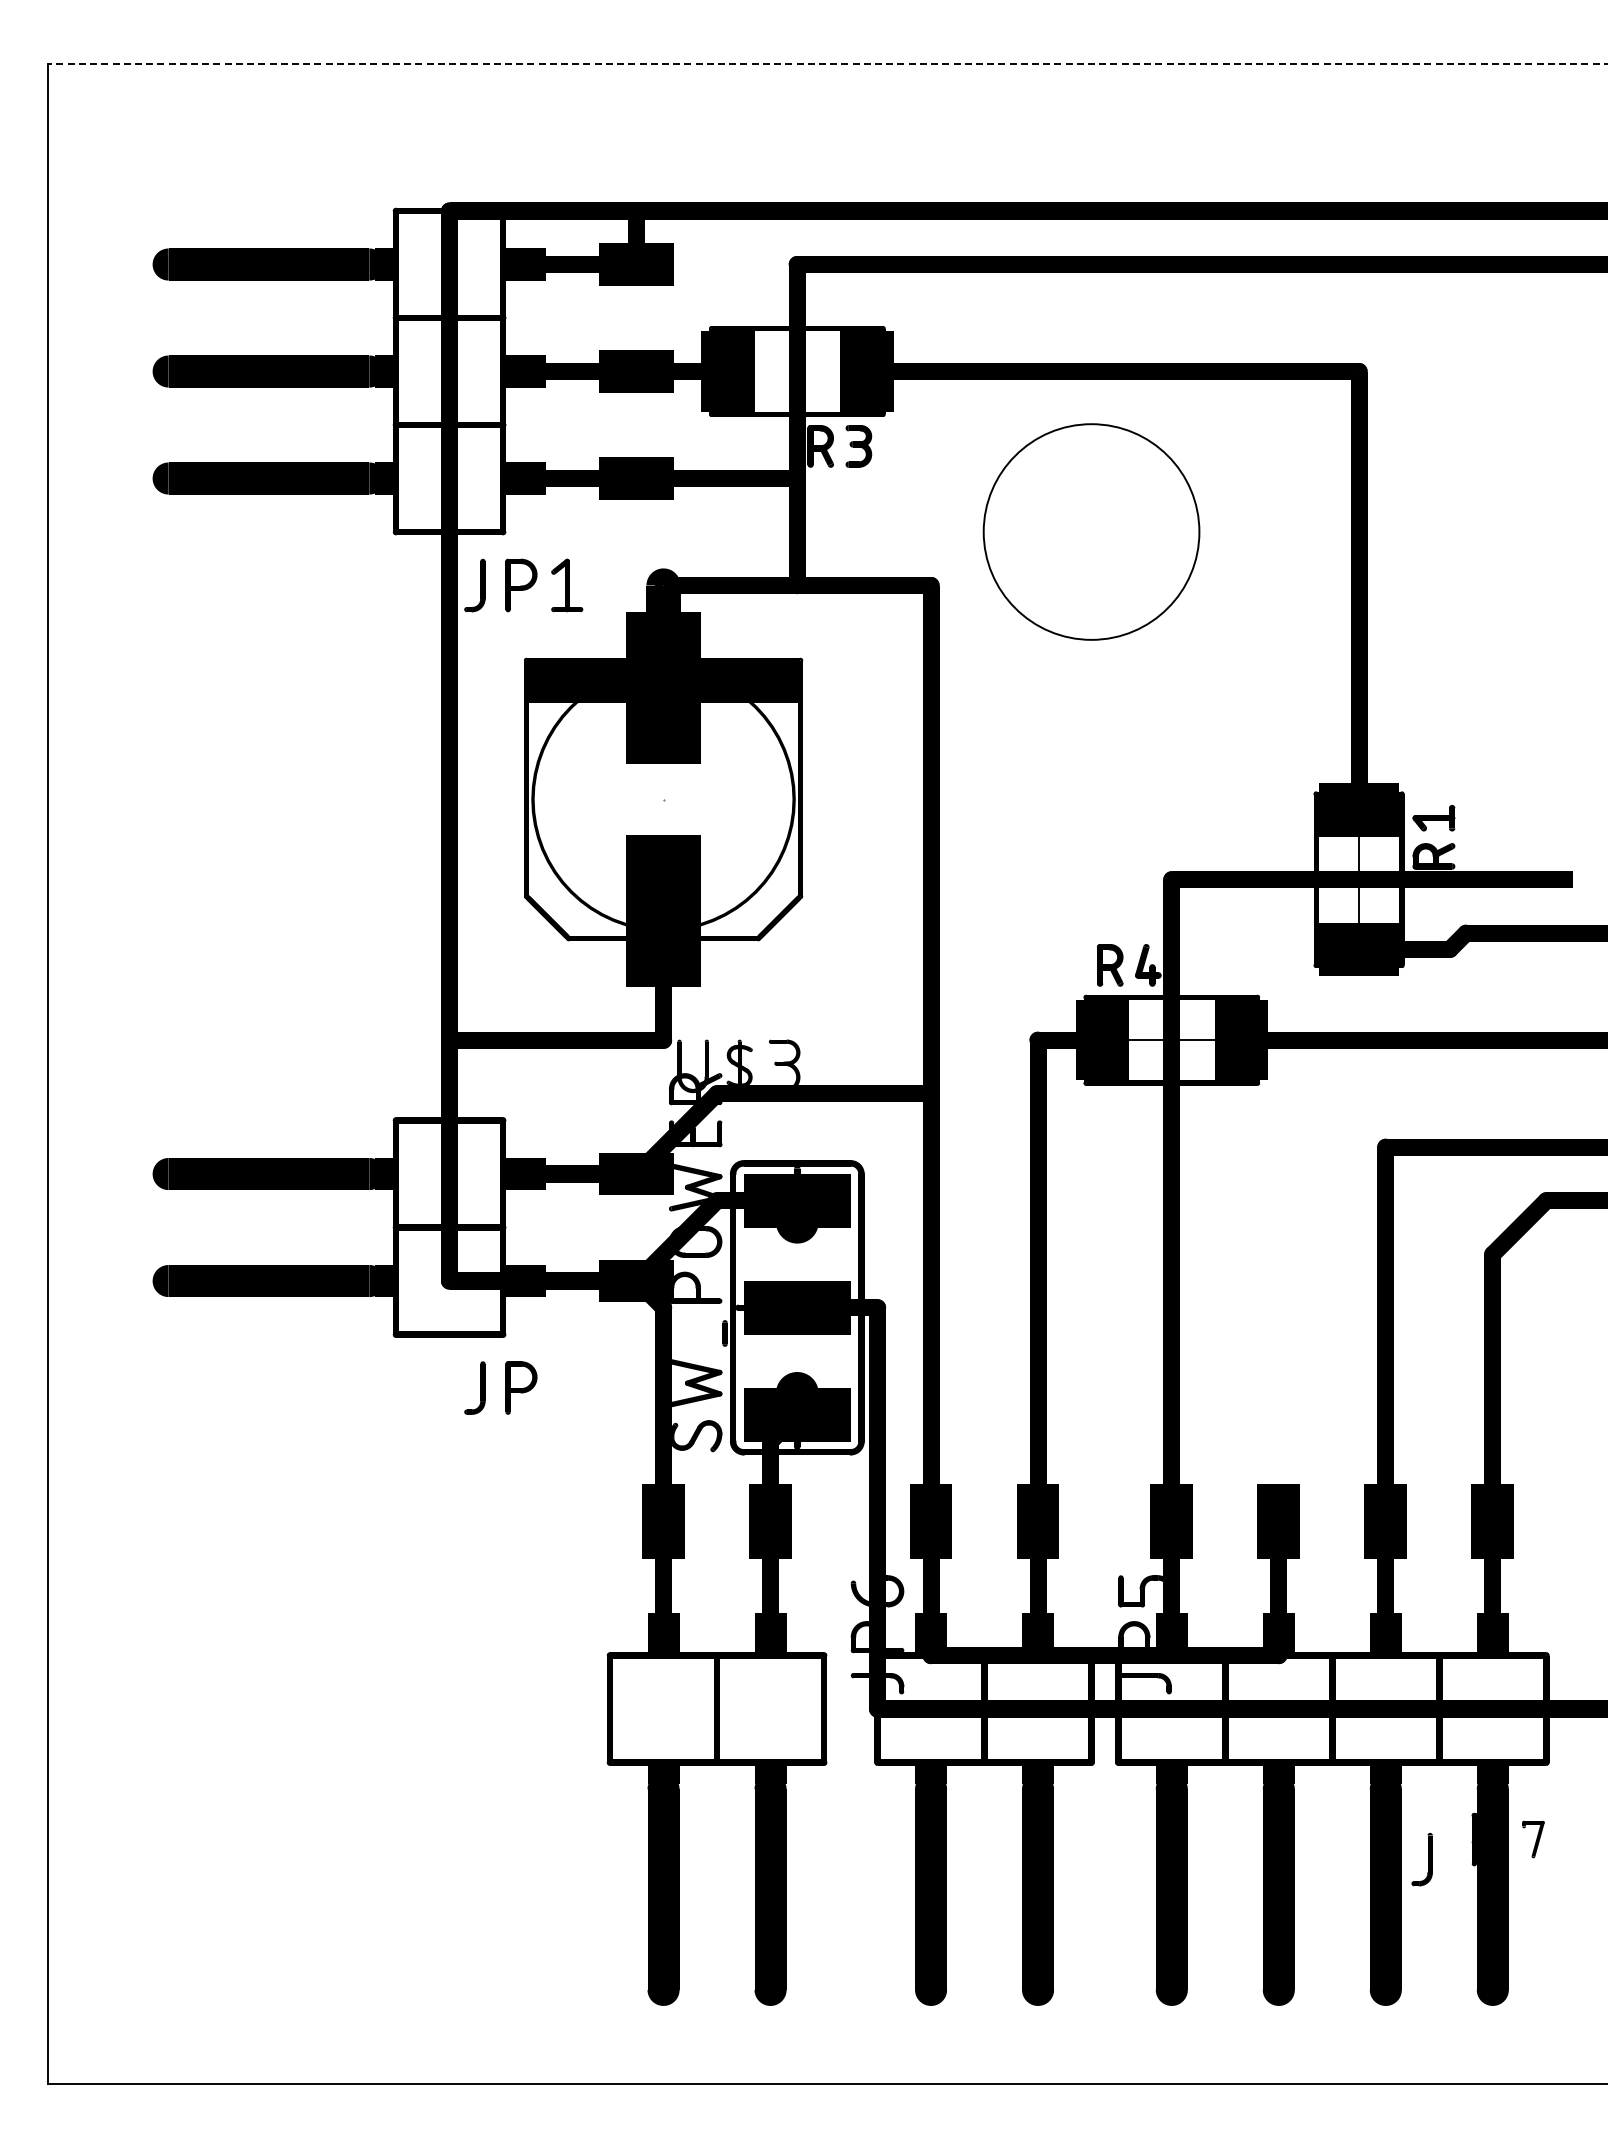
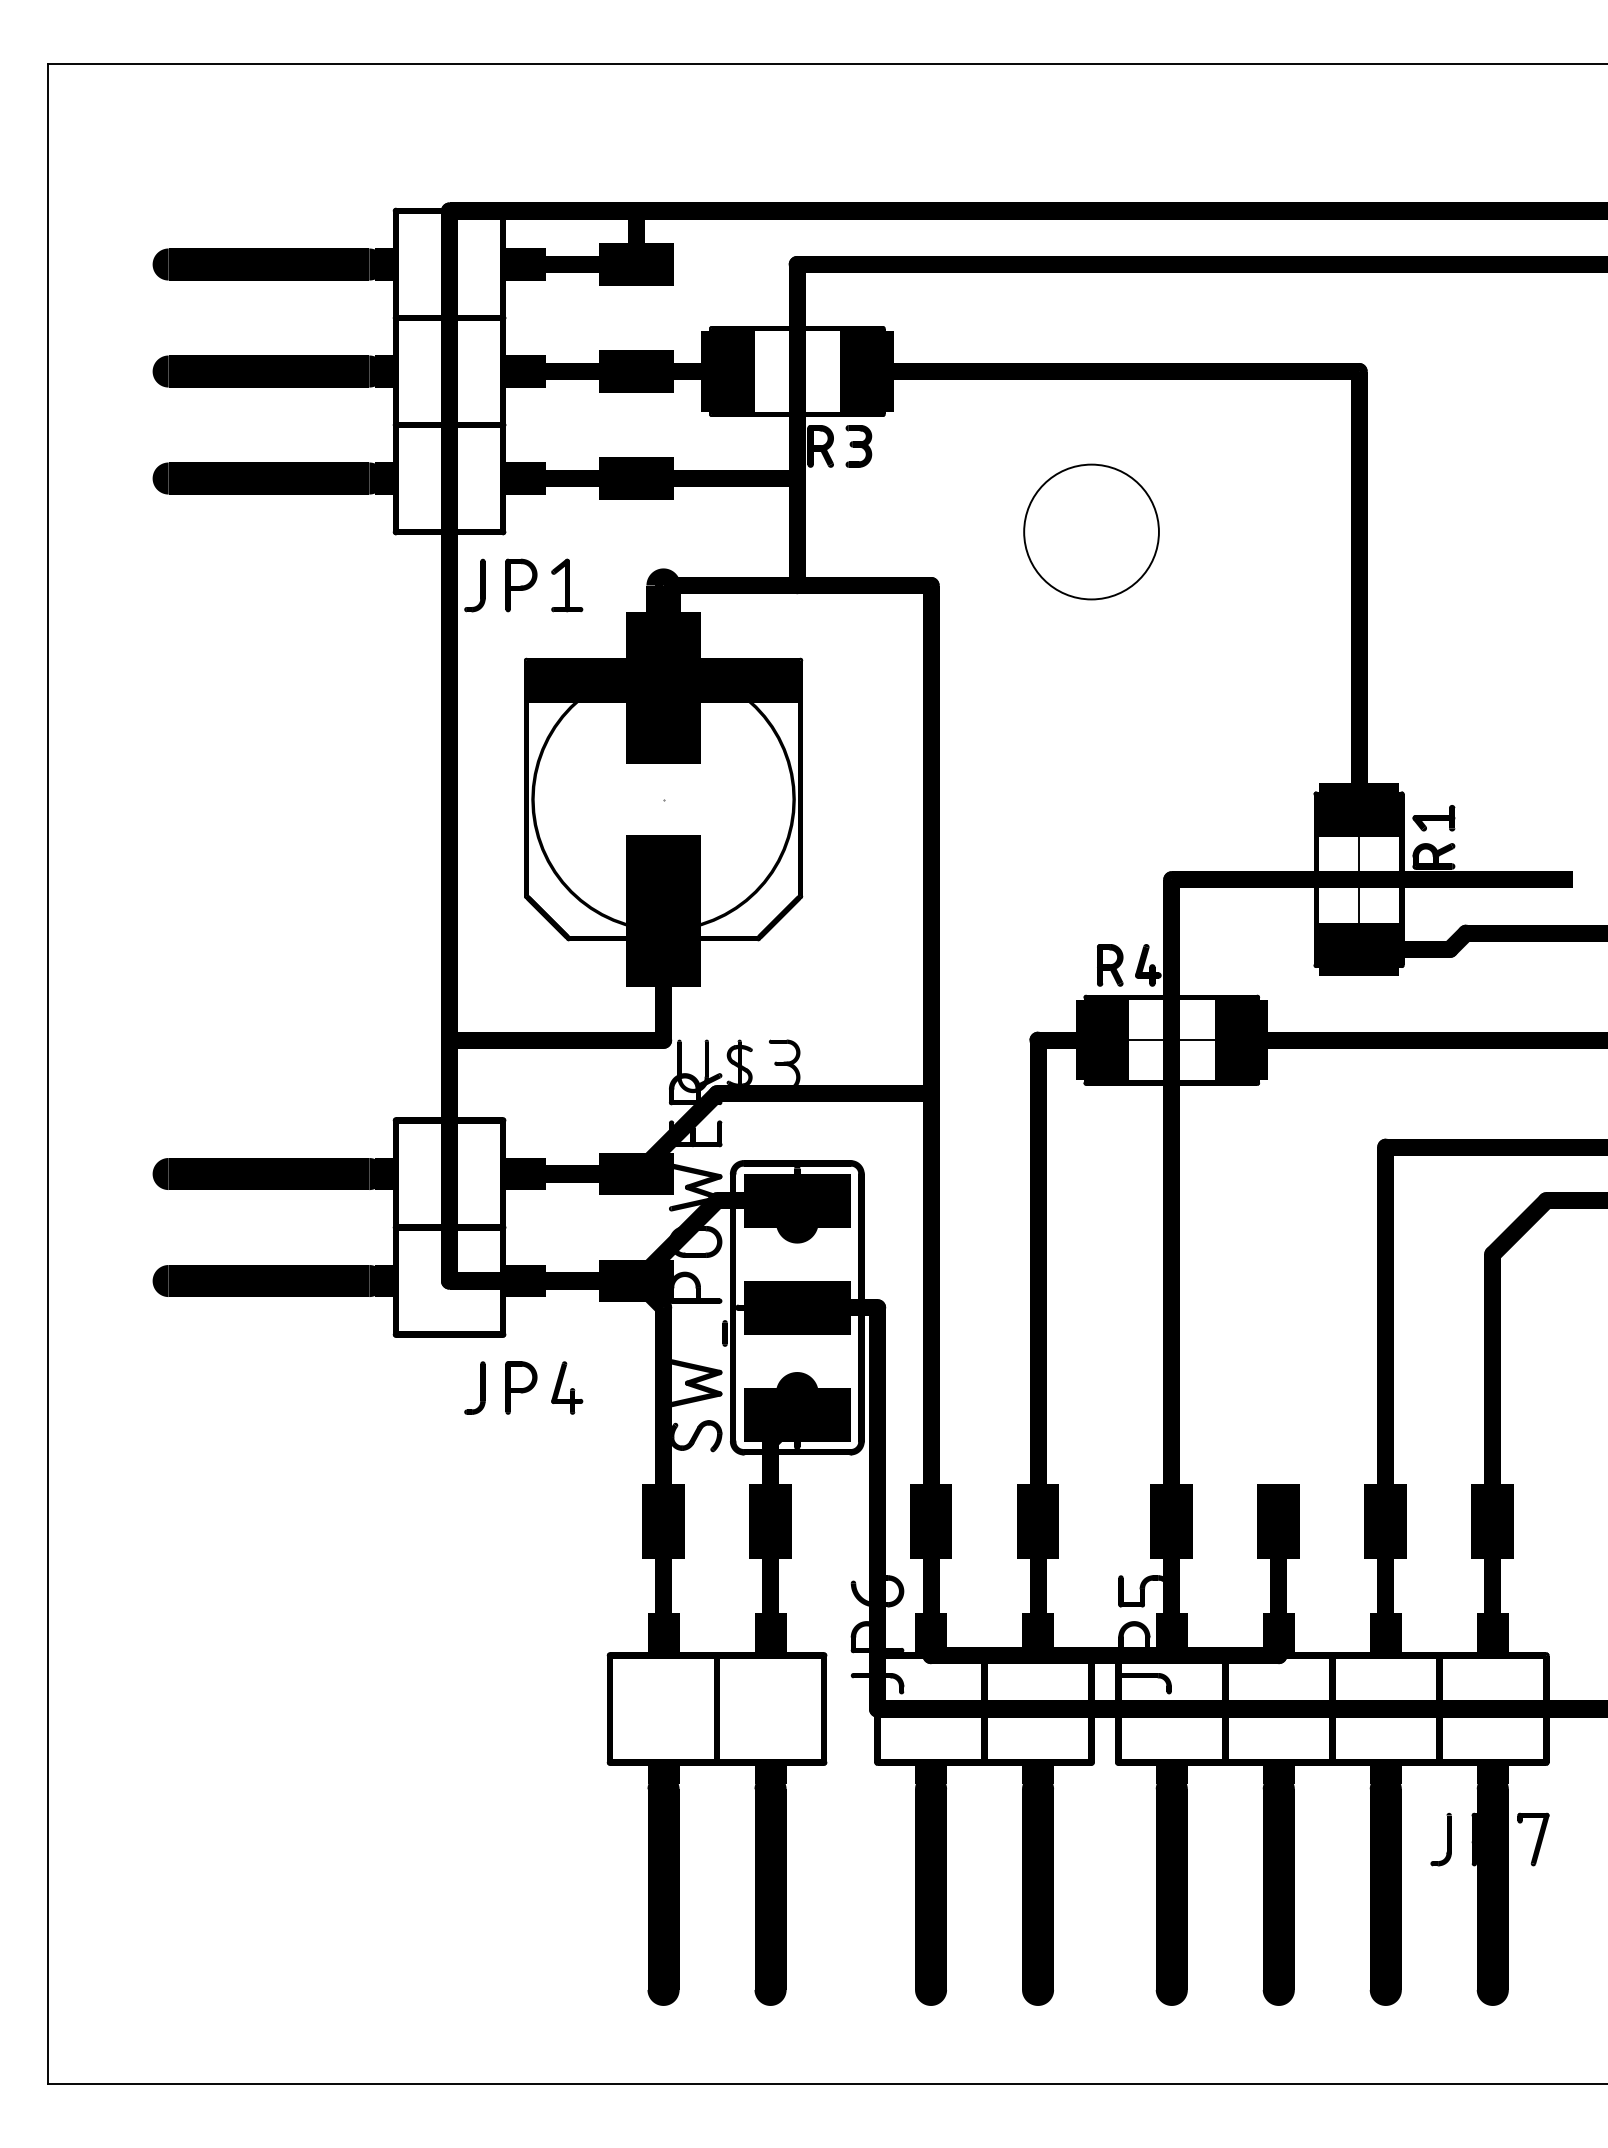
line: dashed -> solid (827, 64)
circle diameter: 216 px -> 135 px (1091, 531)
part: none -> present (567, 1387)
part size: 23x38 px -> 33x55 px (1533, 1839)
part position: (1428, 1859) -> (1447, 1839) (1447, 1839)
